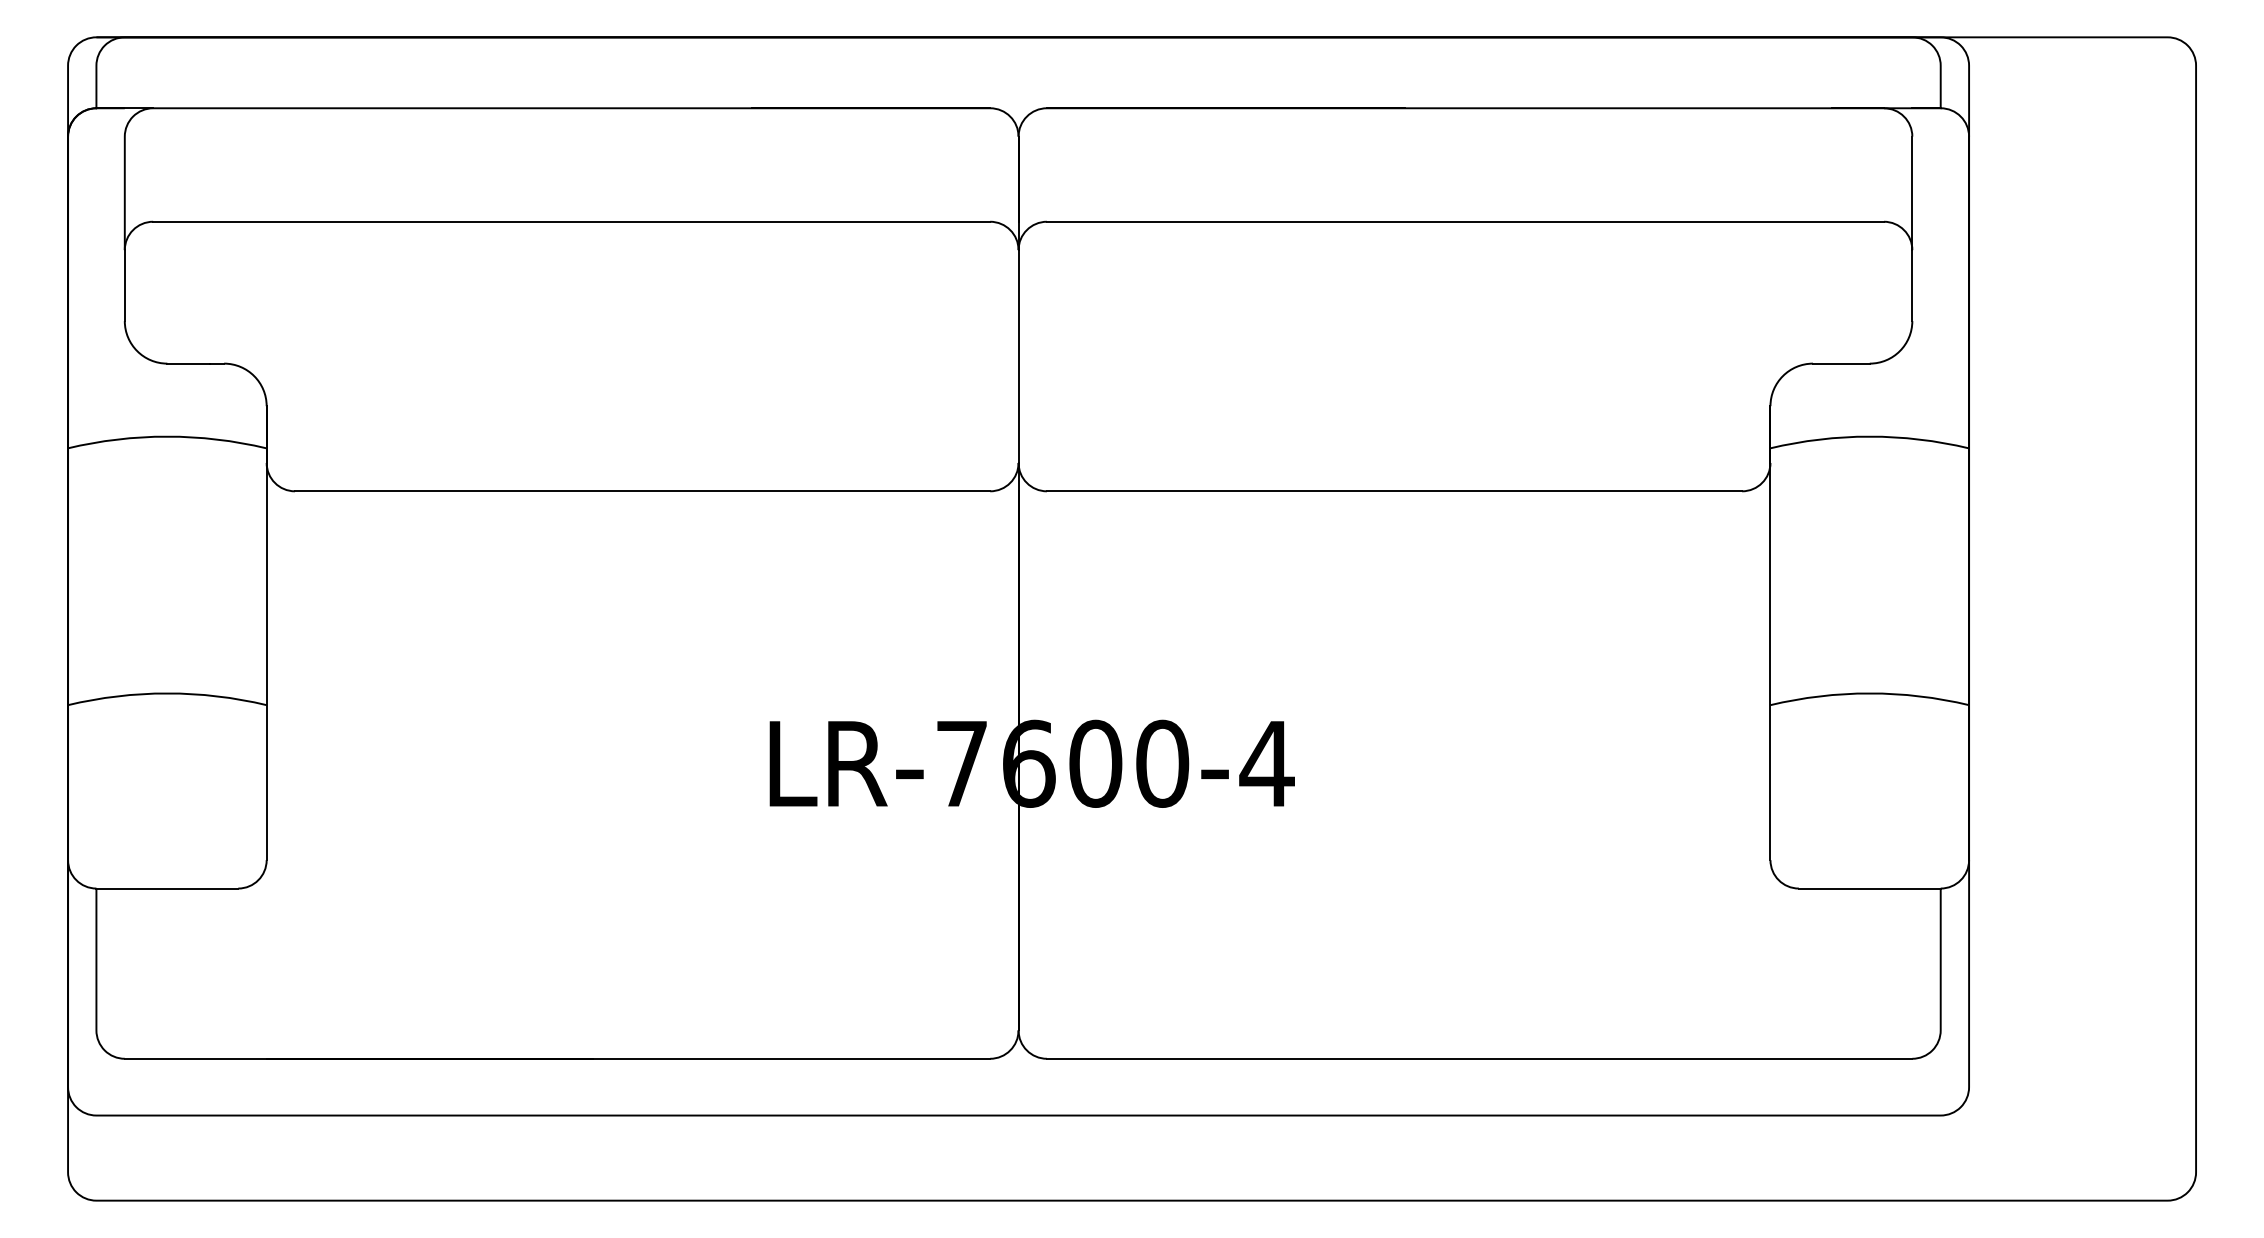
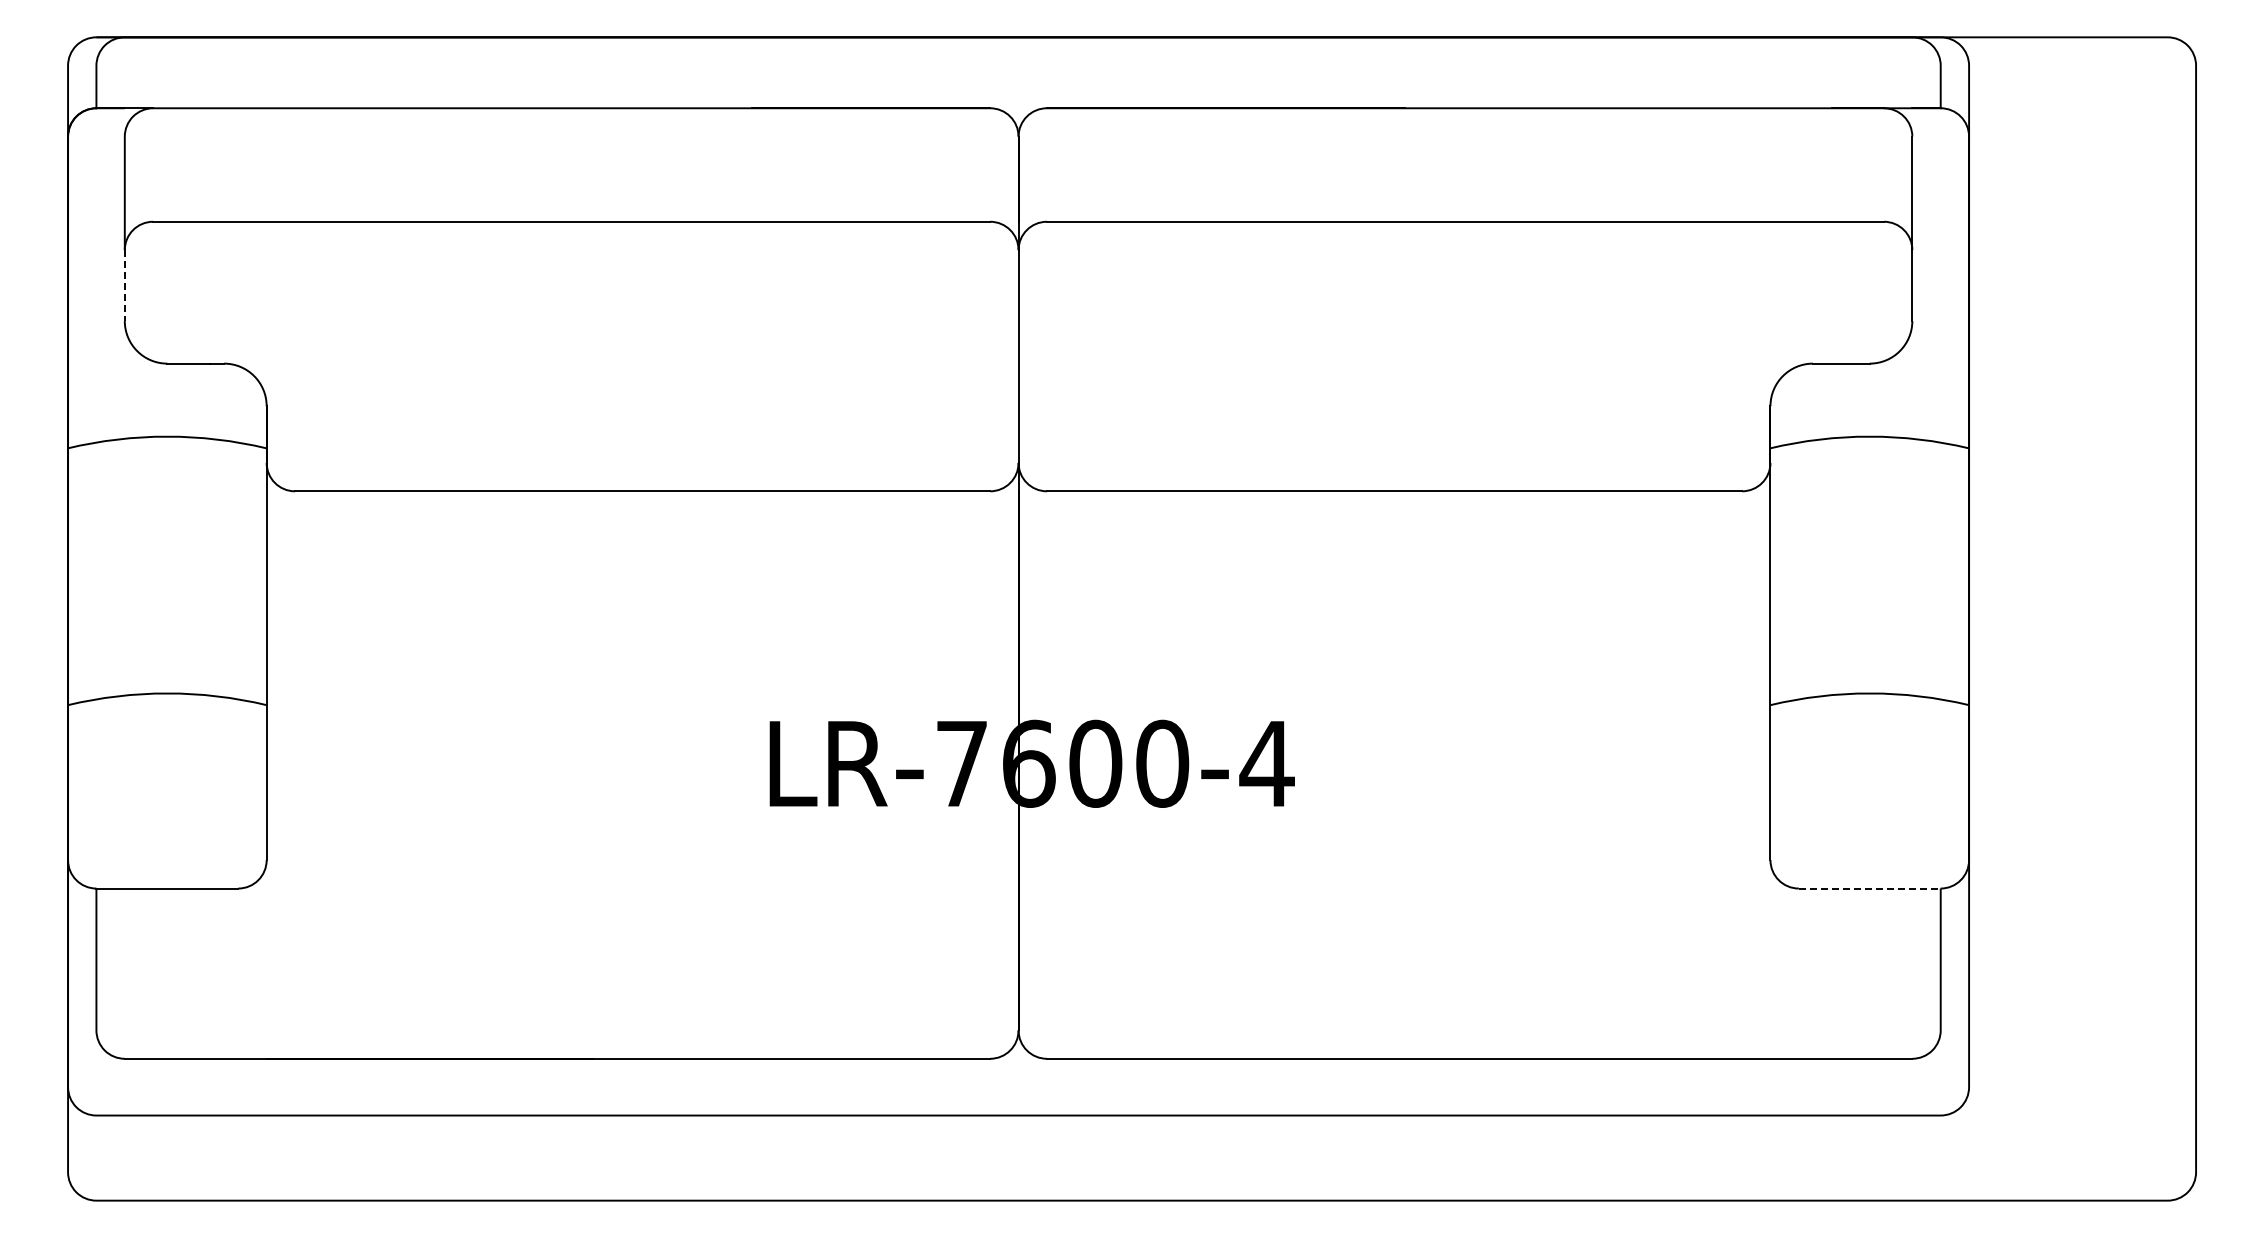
line: solid -> dashed (124, 286)
line: solid -> dashed (1869, 888)
